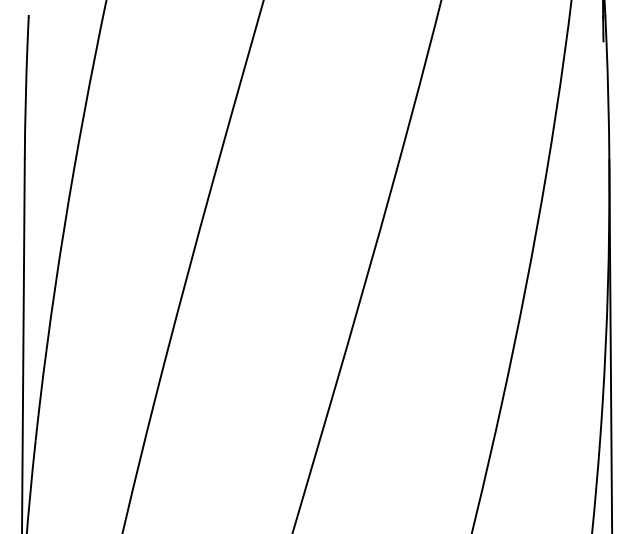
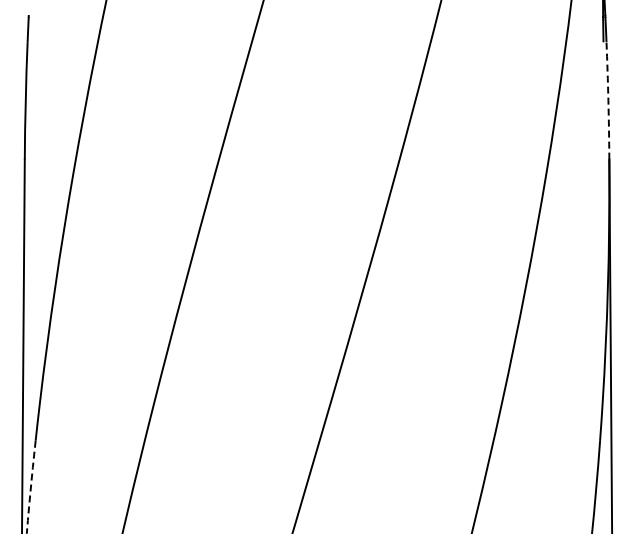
arc: solid -> dashed (608, 100)
arc: solid -> dashed (30, 487)
